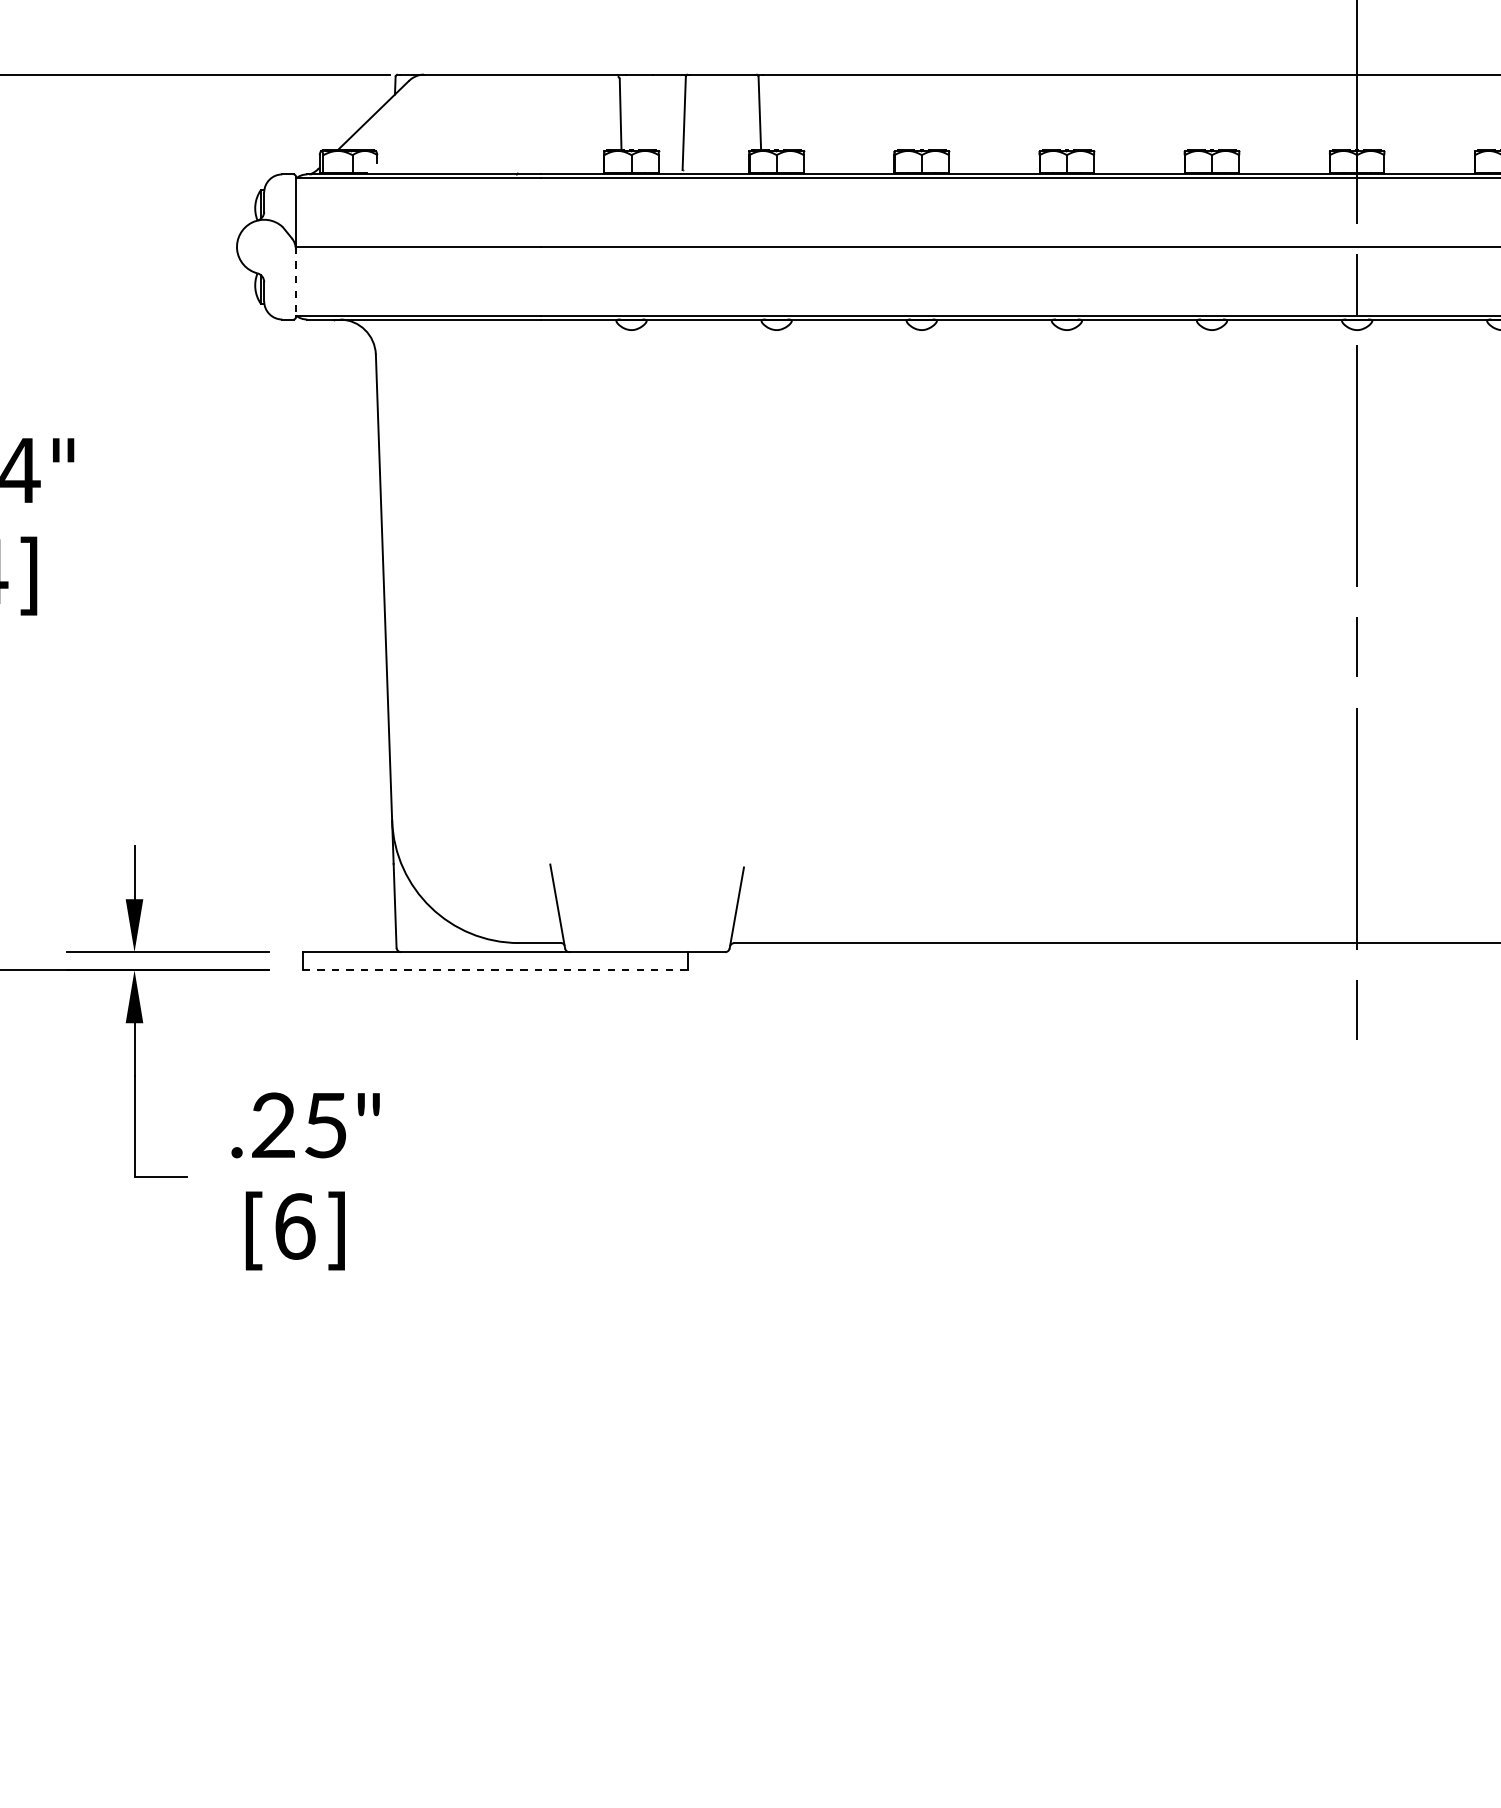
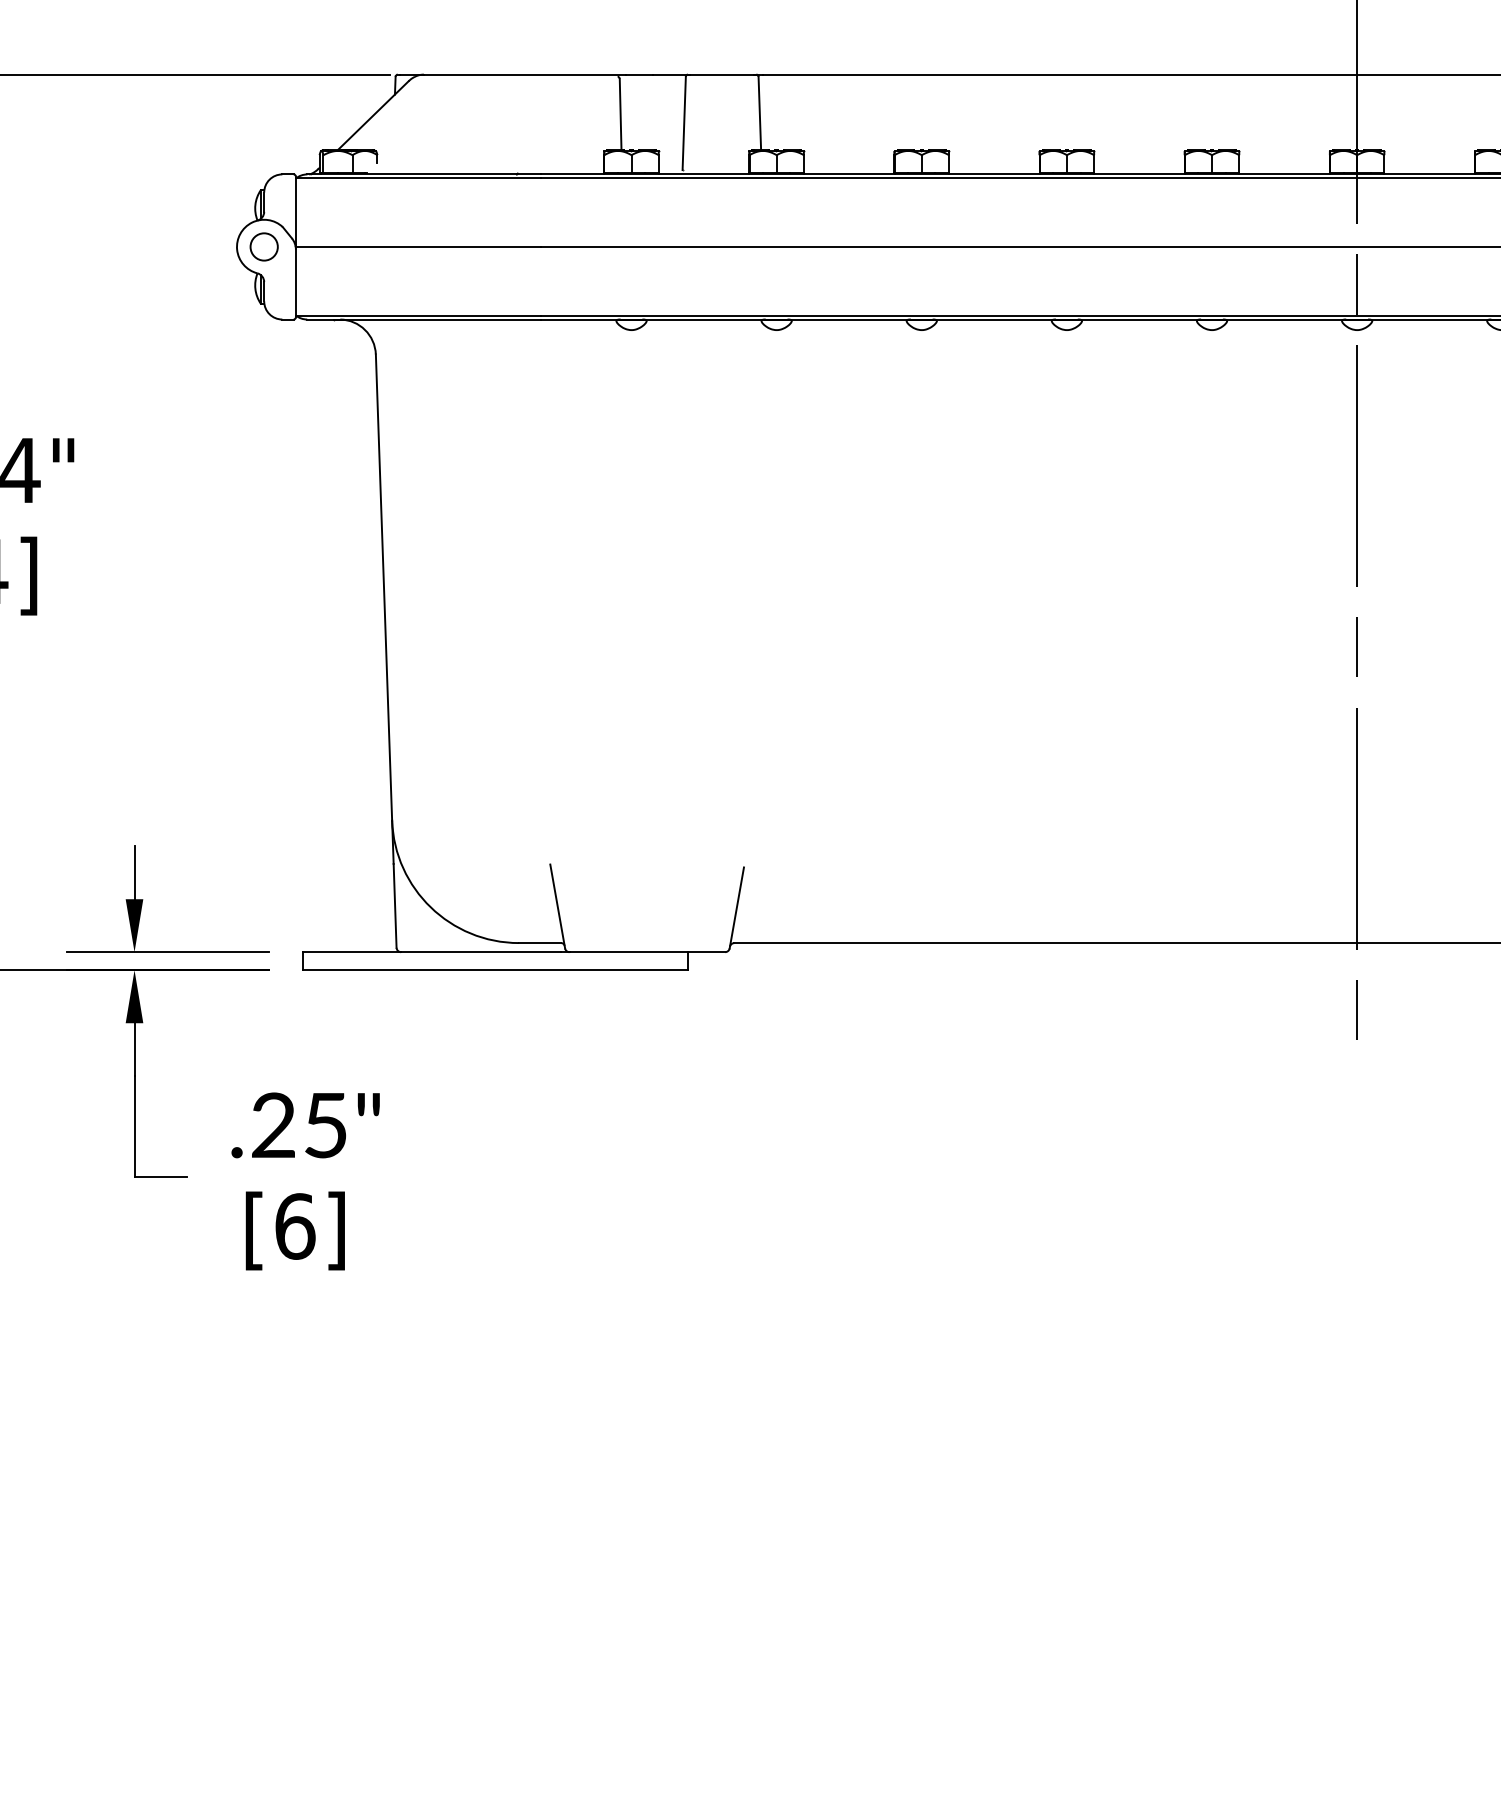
circle: none -> present (263, 246)
line: dashed -> solid (295, 281)
line: dashed -> solid (495, 970)
